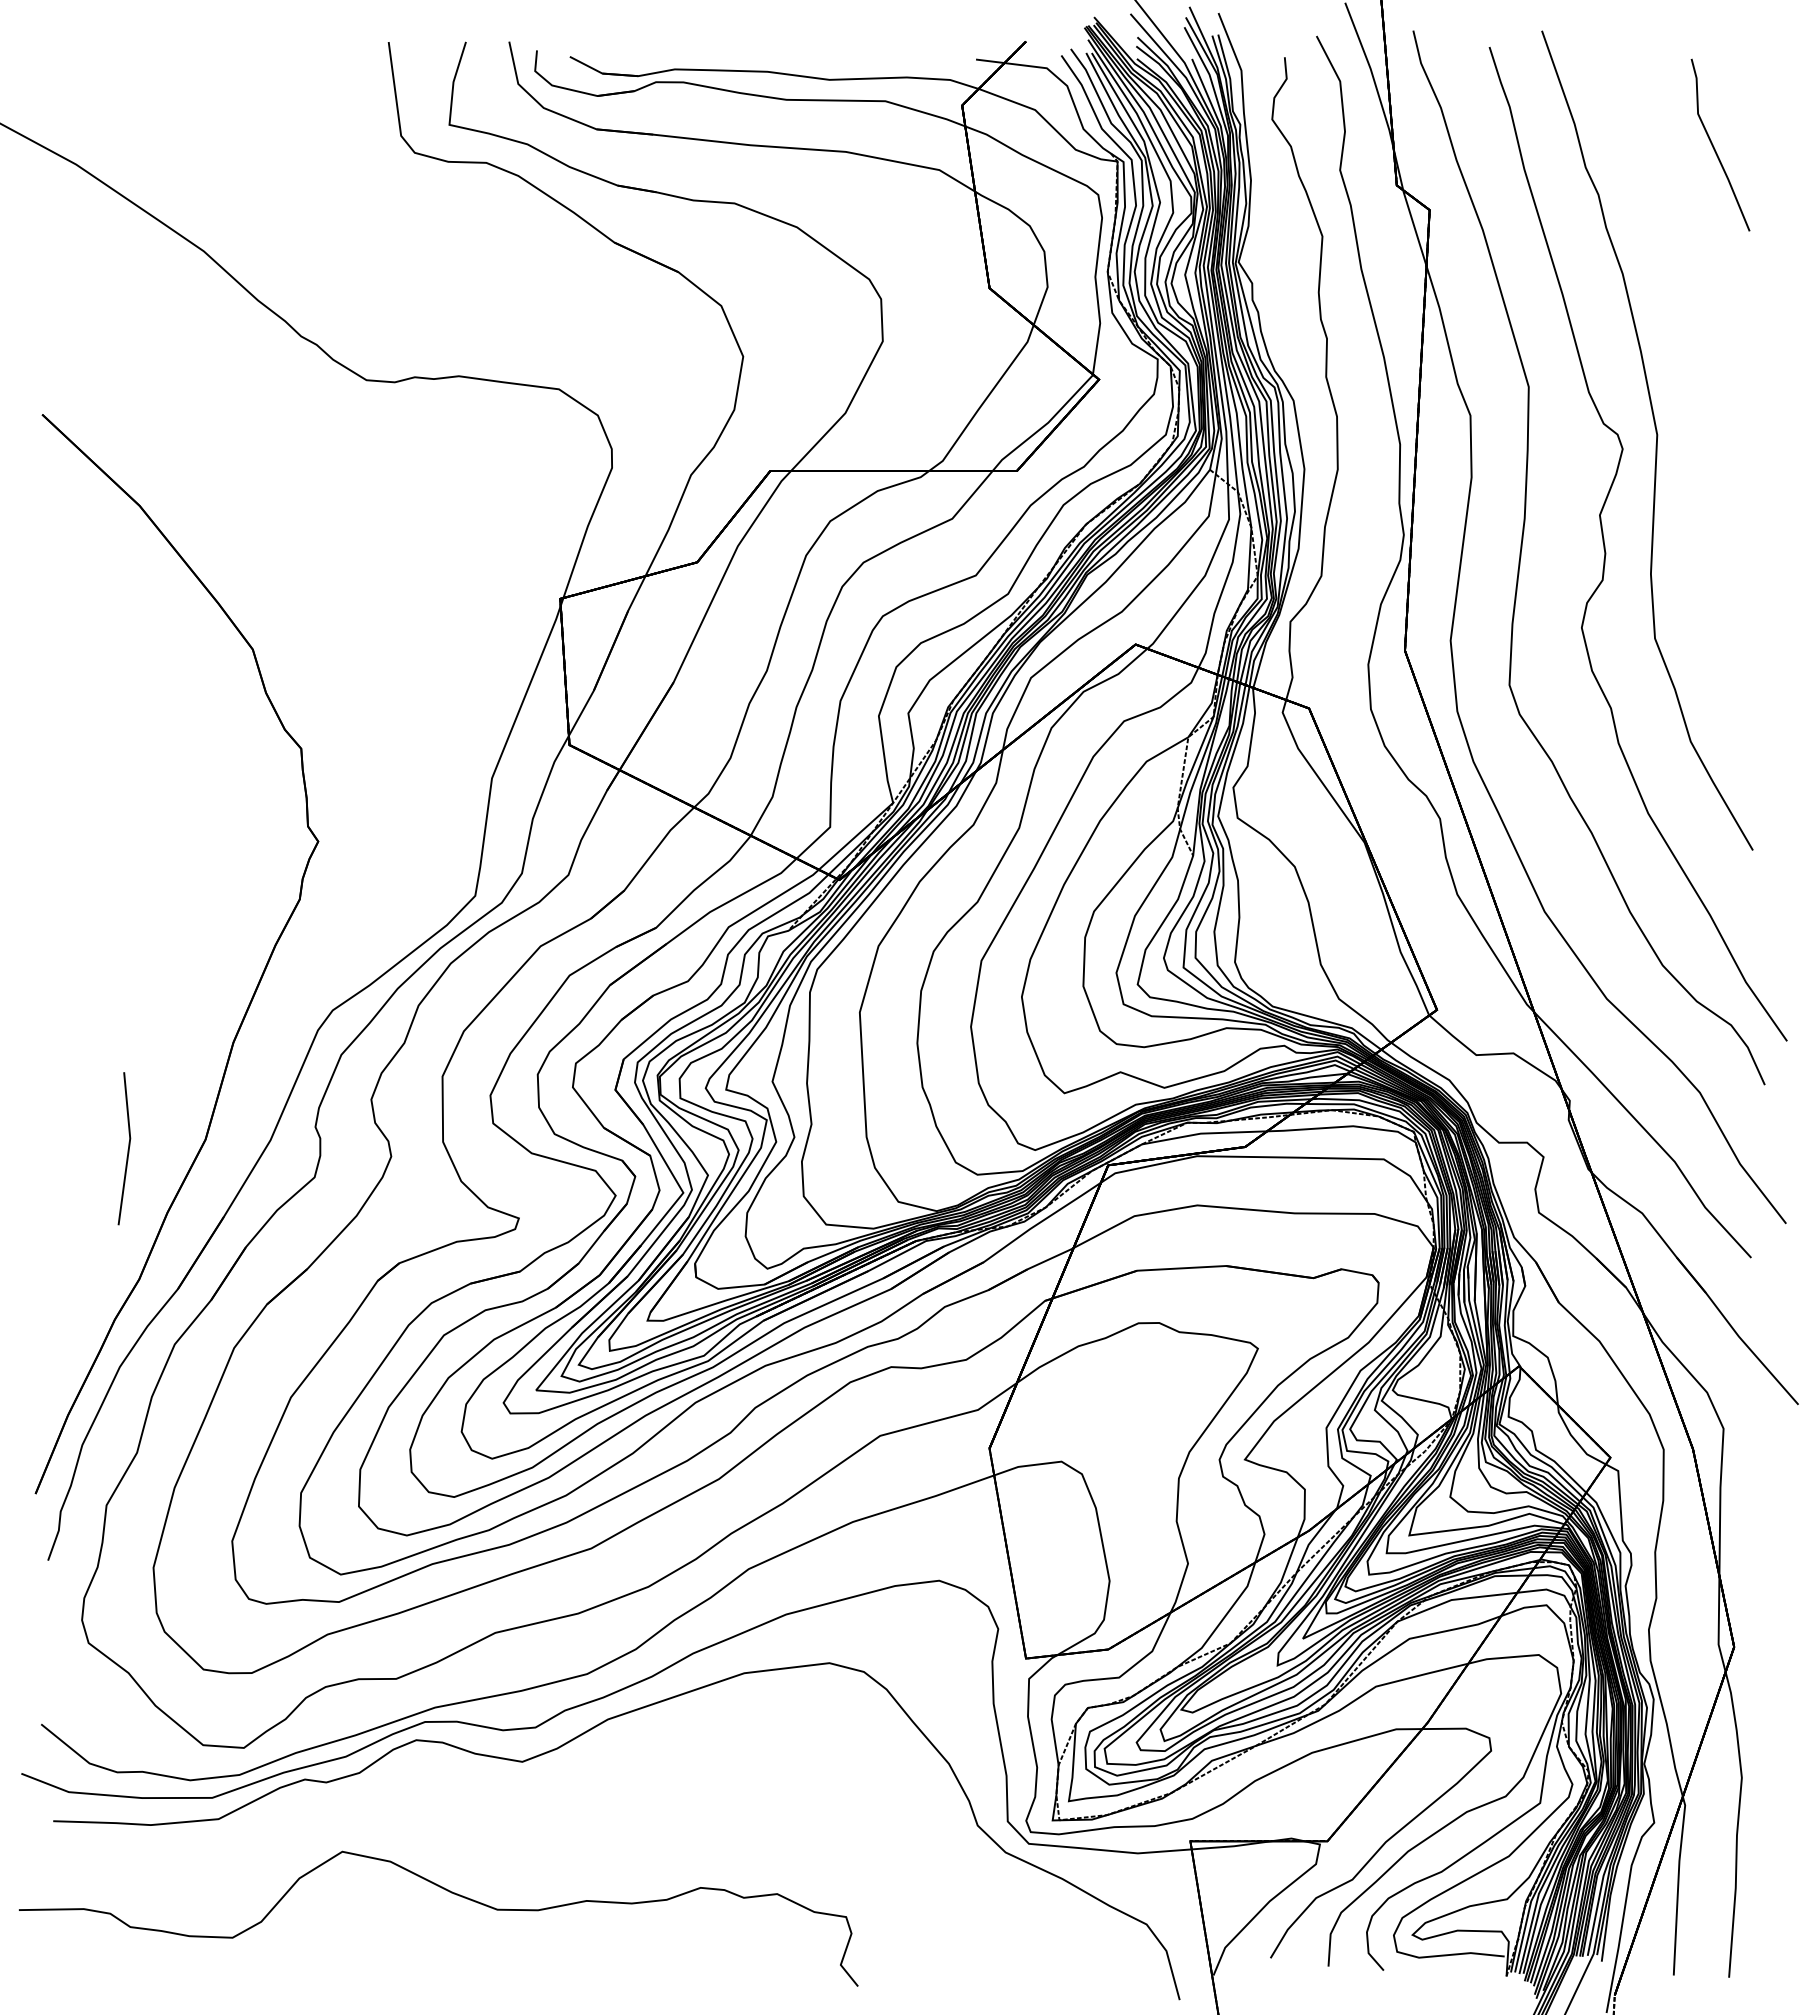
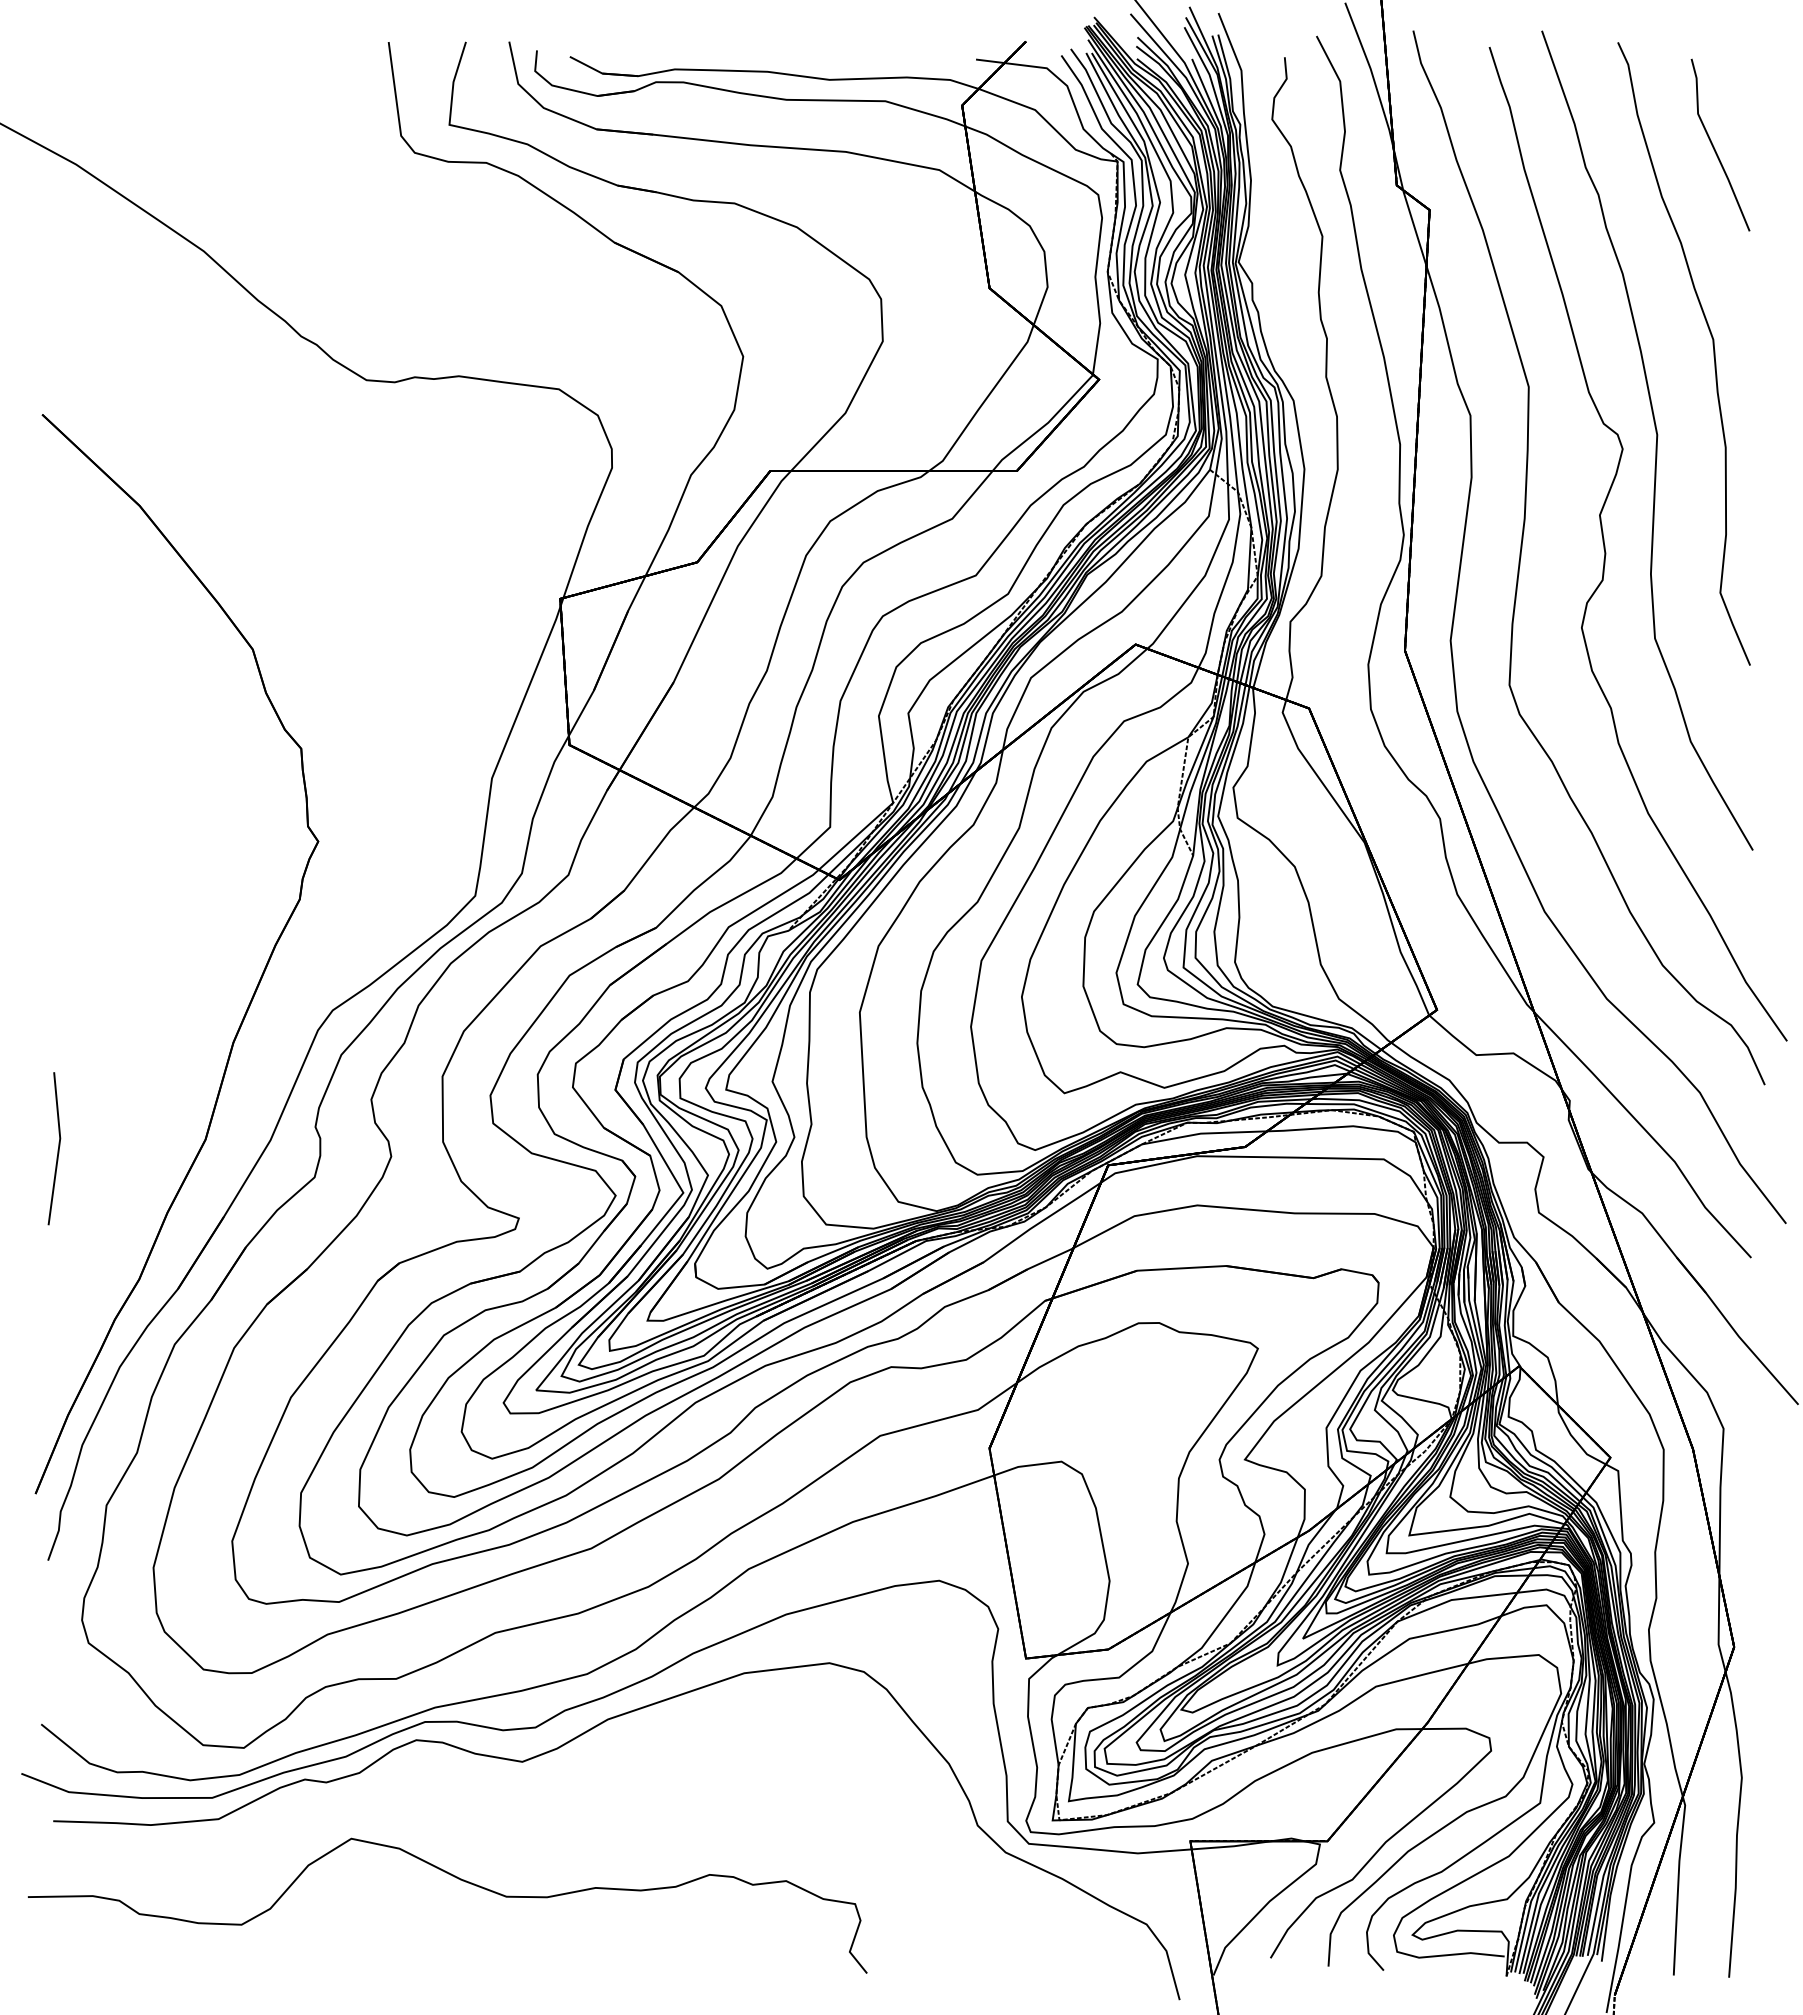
curve: none -> present (1713, 353)
line position: (127, 1149) -> (57, 1149) (57, 1149)
curve position: (451, 1893) -> (460, 1880) (460, 1880)
